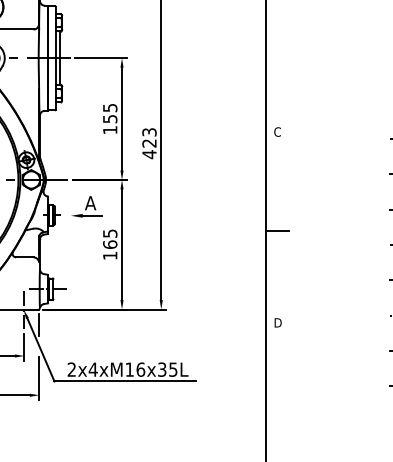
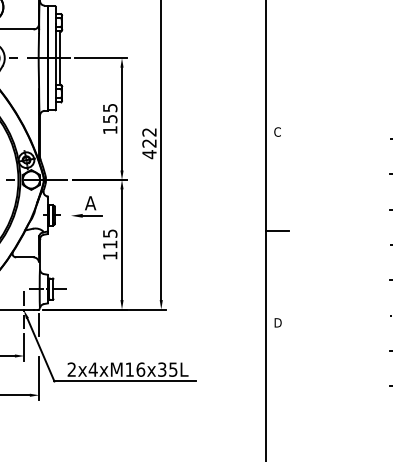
text: 423 -> 422 (149, 132)
text: 165 -> 115 (110, 244)
